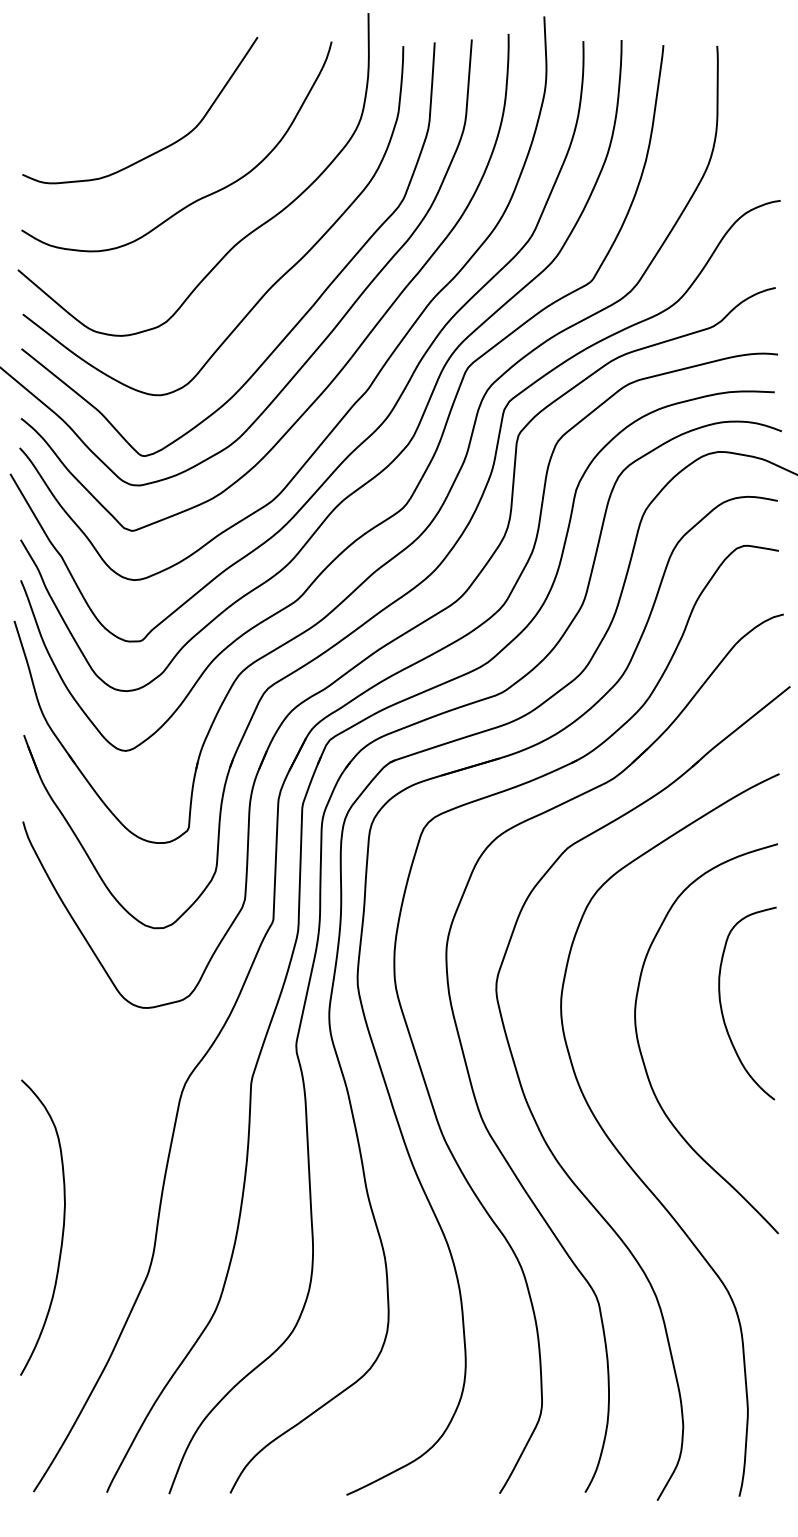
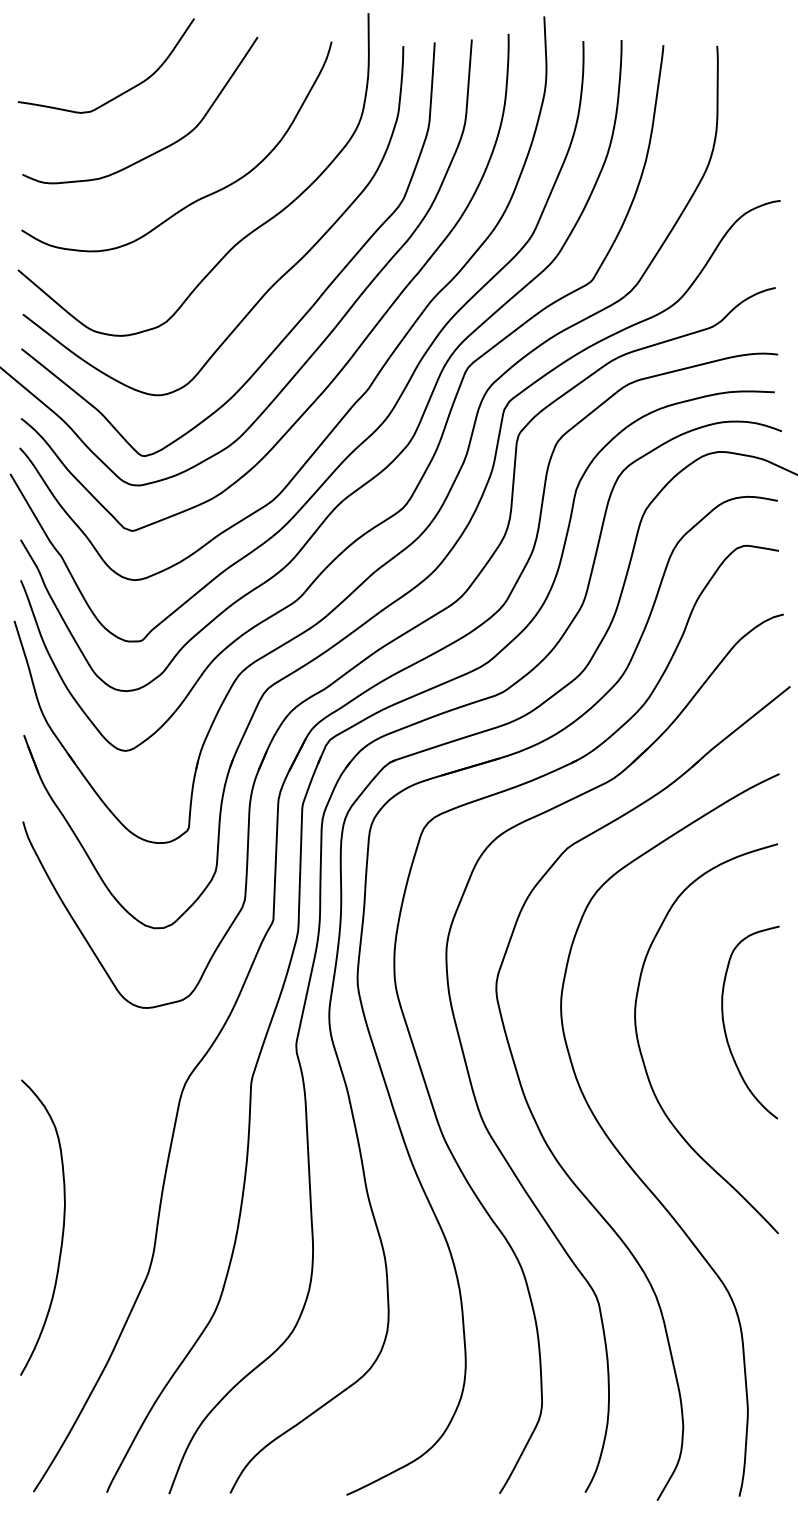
curve: none -> present (122, 92)
curve position: (722, 1008) -> (725, 1027) (725, 1027)
